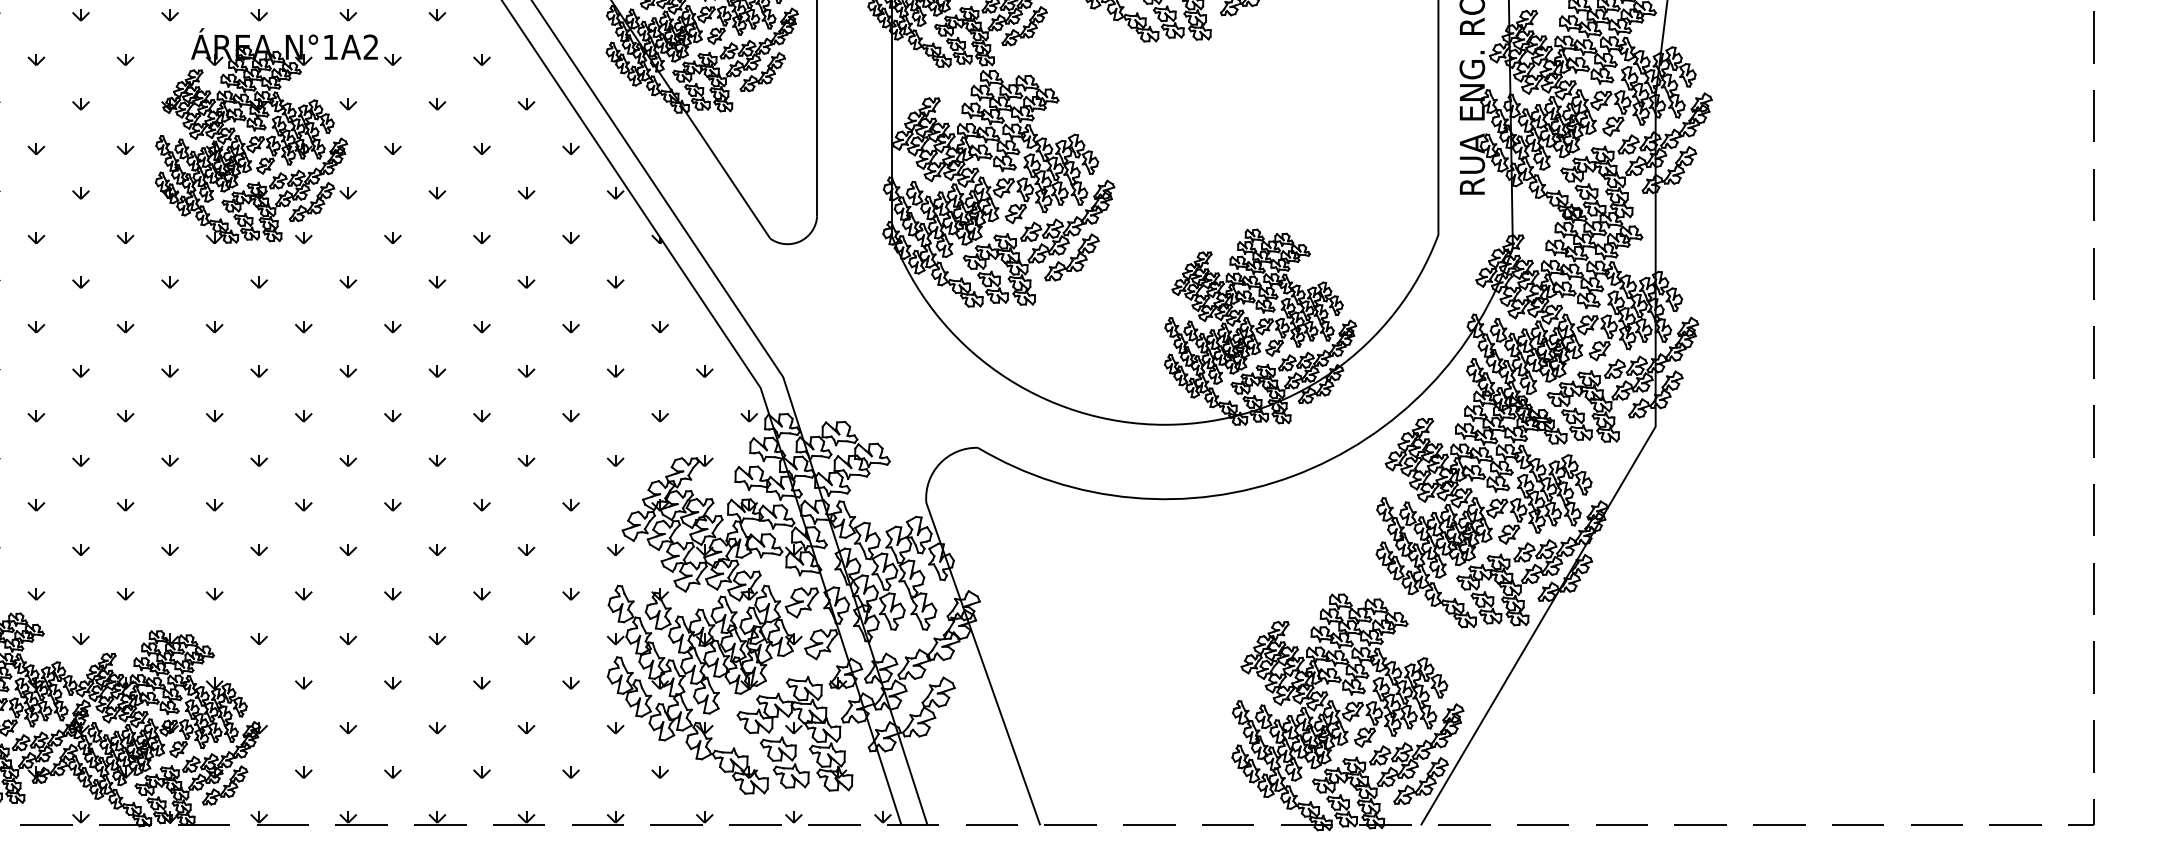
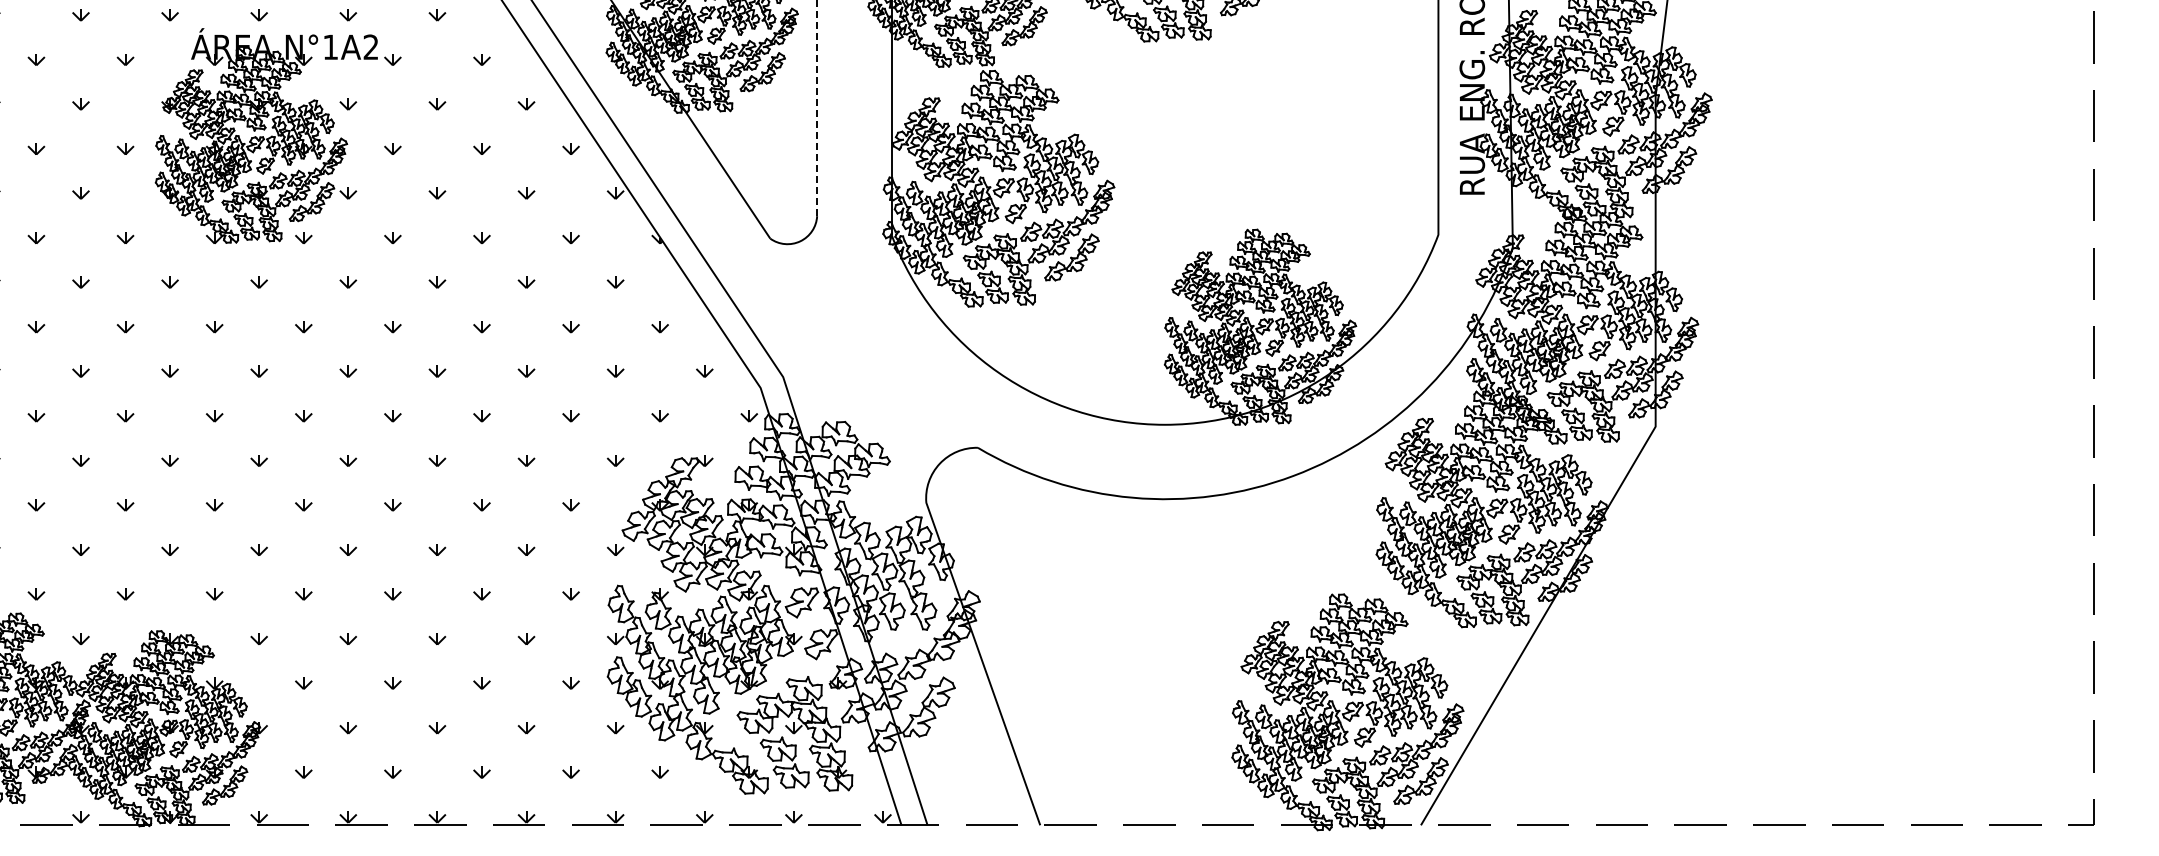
line: solid -> dashed (817, 108)
